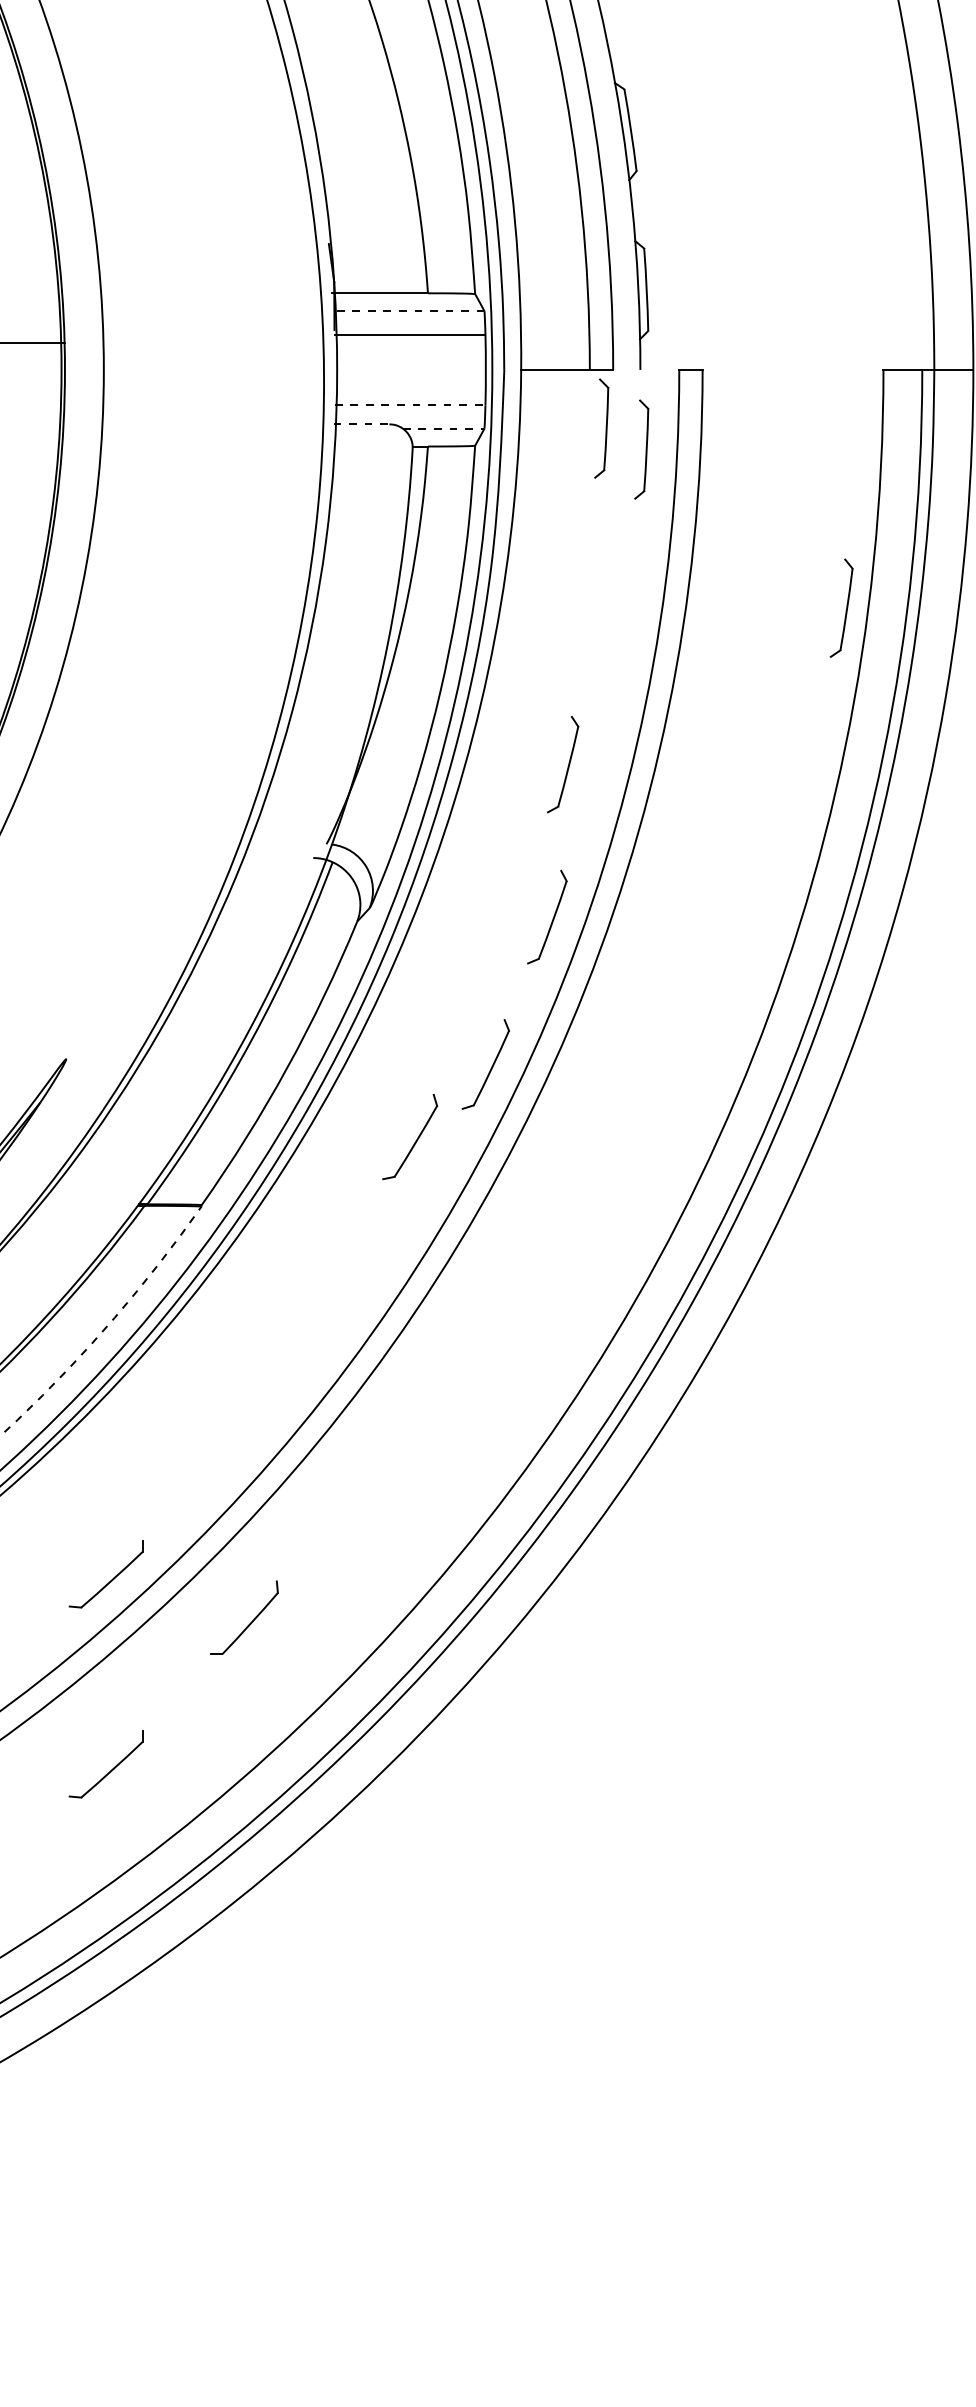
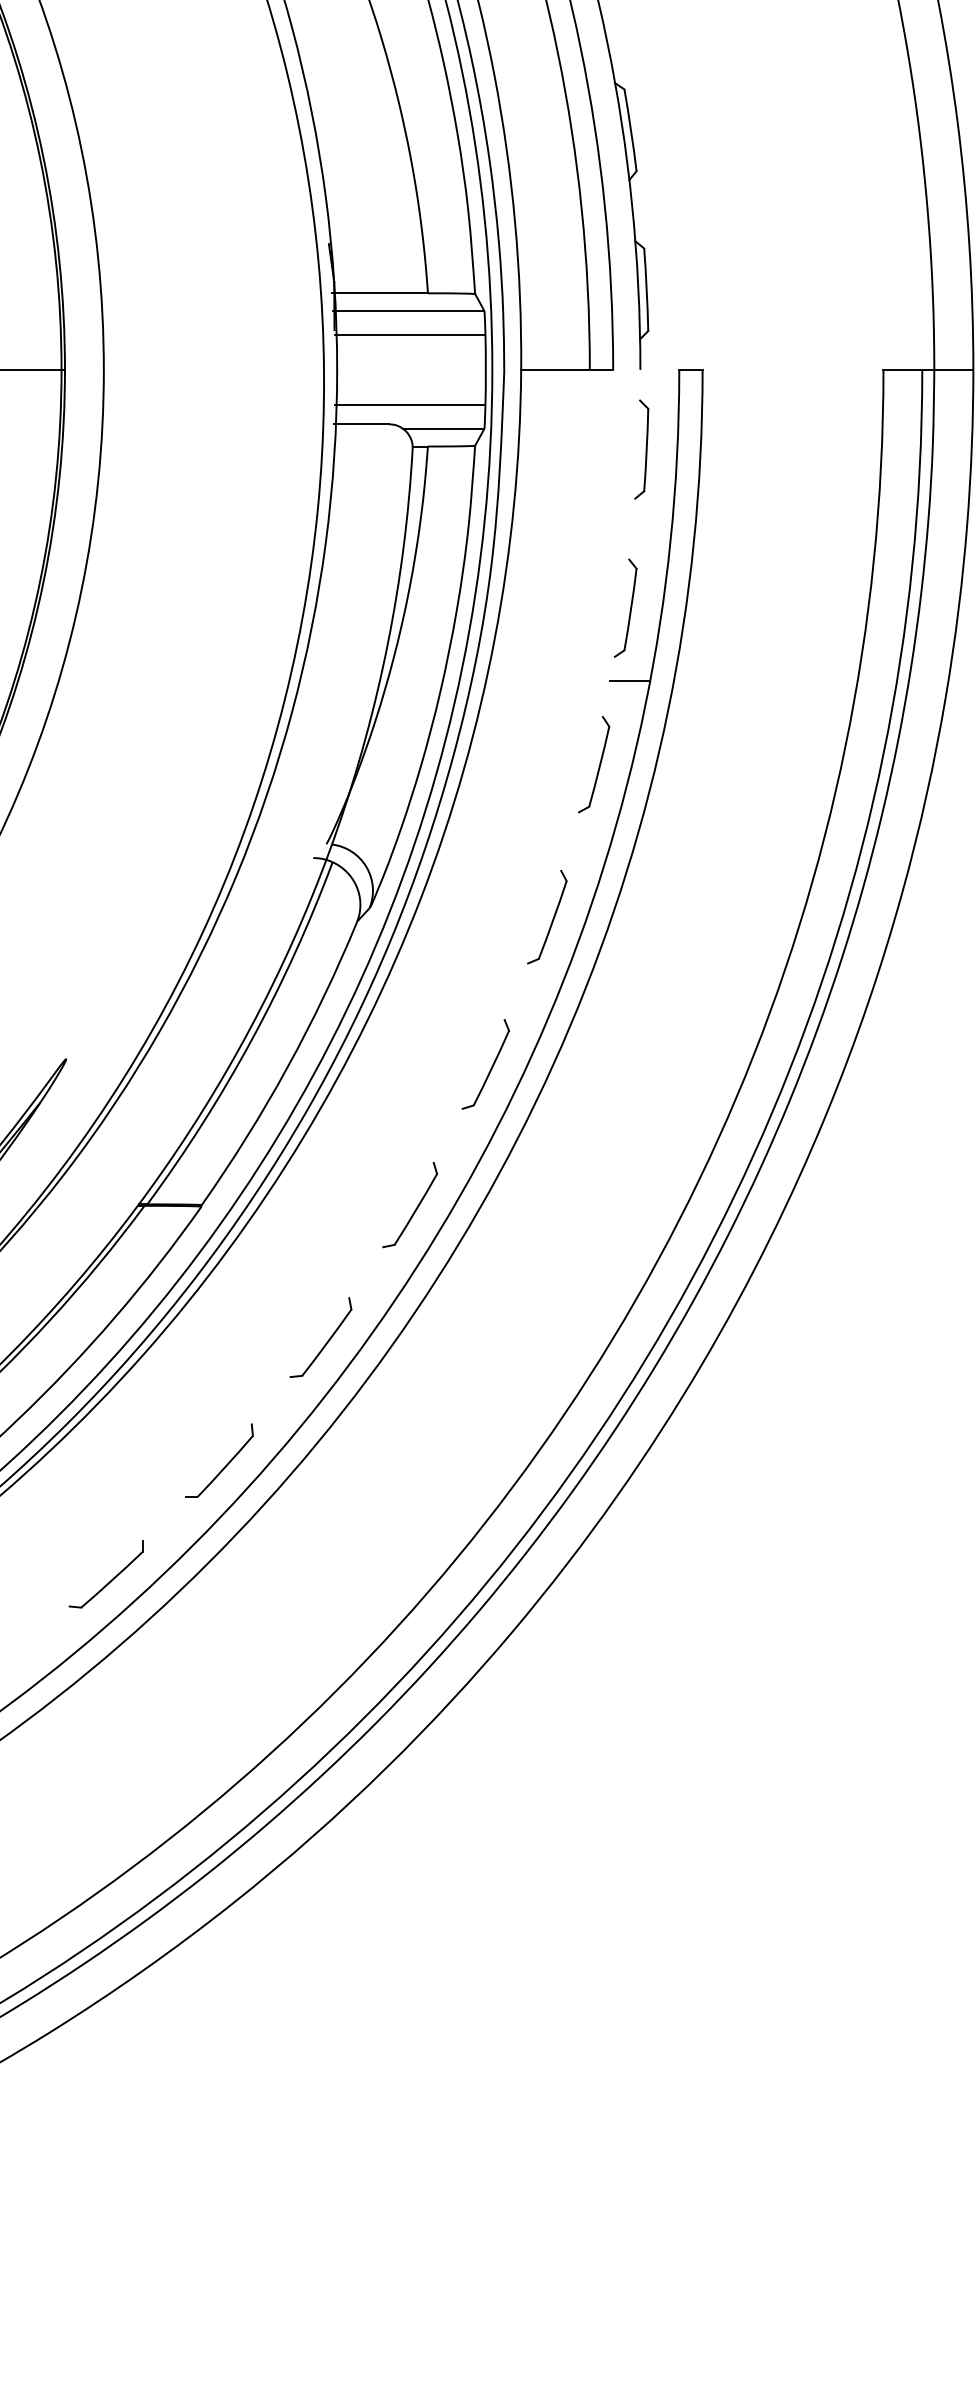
line: dashed -> solid (408, 311)
line position: (33, 342) -> (33, 369) (33, 369)
line: dashed -> solid (410, 405)
line: dashed -> solid (361, 424)
line: dashed -> solid (443, 428)
part: present -> none (601, 428)
part position: (841, 607) -> (625, 607) (625, 607)
line: none -> present (629, 680)
part position: (563, 764) -> (594, 764) (594, 764)
part position: (410, 1137) -> (410, 1205) (410, 1205)
arc: dashed -> solid (106, 1326)
part: none -> present (327, 1340)
part position: (250, 1622) -> (225, 1465) (225, 1465)
part: present -> none (111, 1769)
